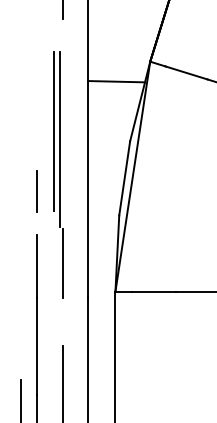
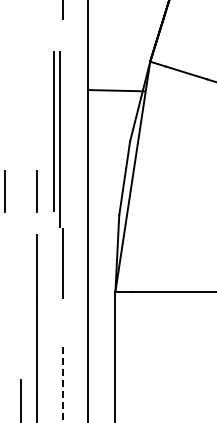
line position: (116, 81) -> (116, 90) (116, 90)
line: none -> present (4, 191)
line: solid -> dashed (62, 383)
